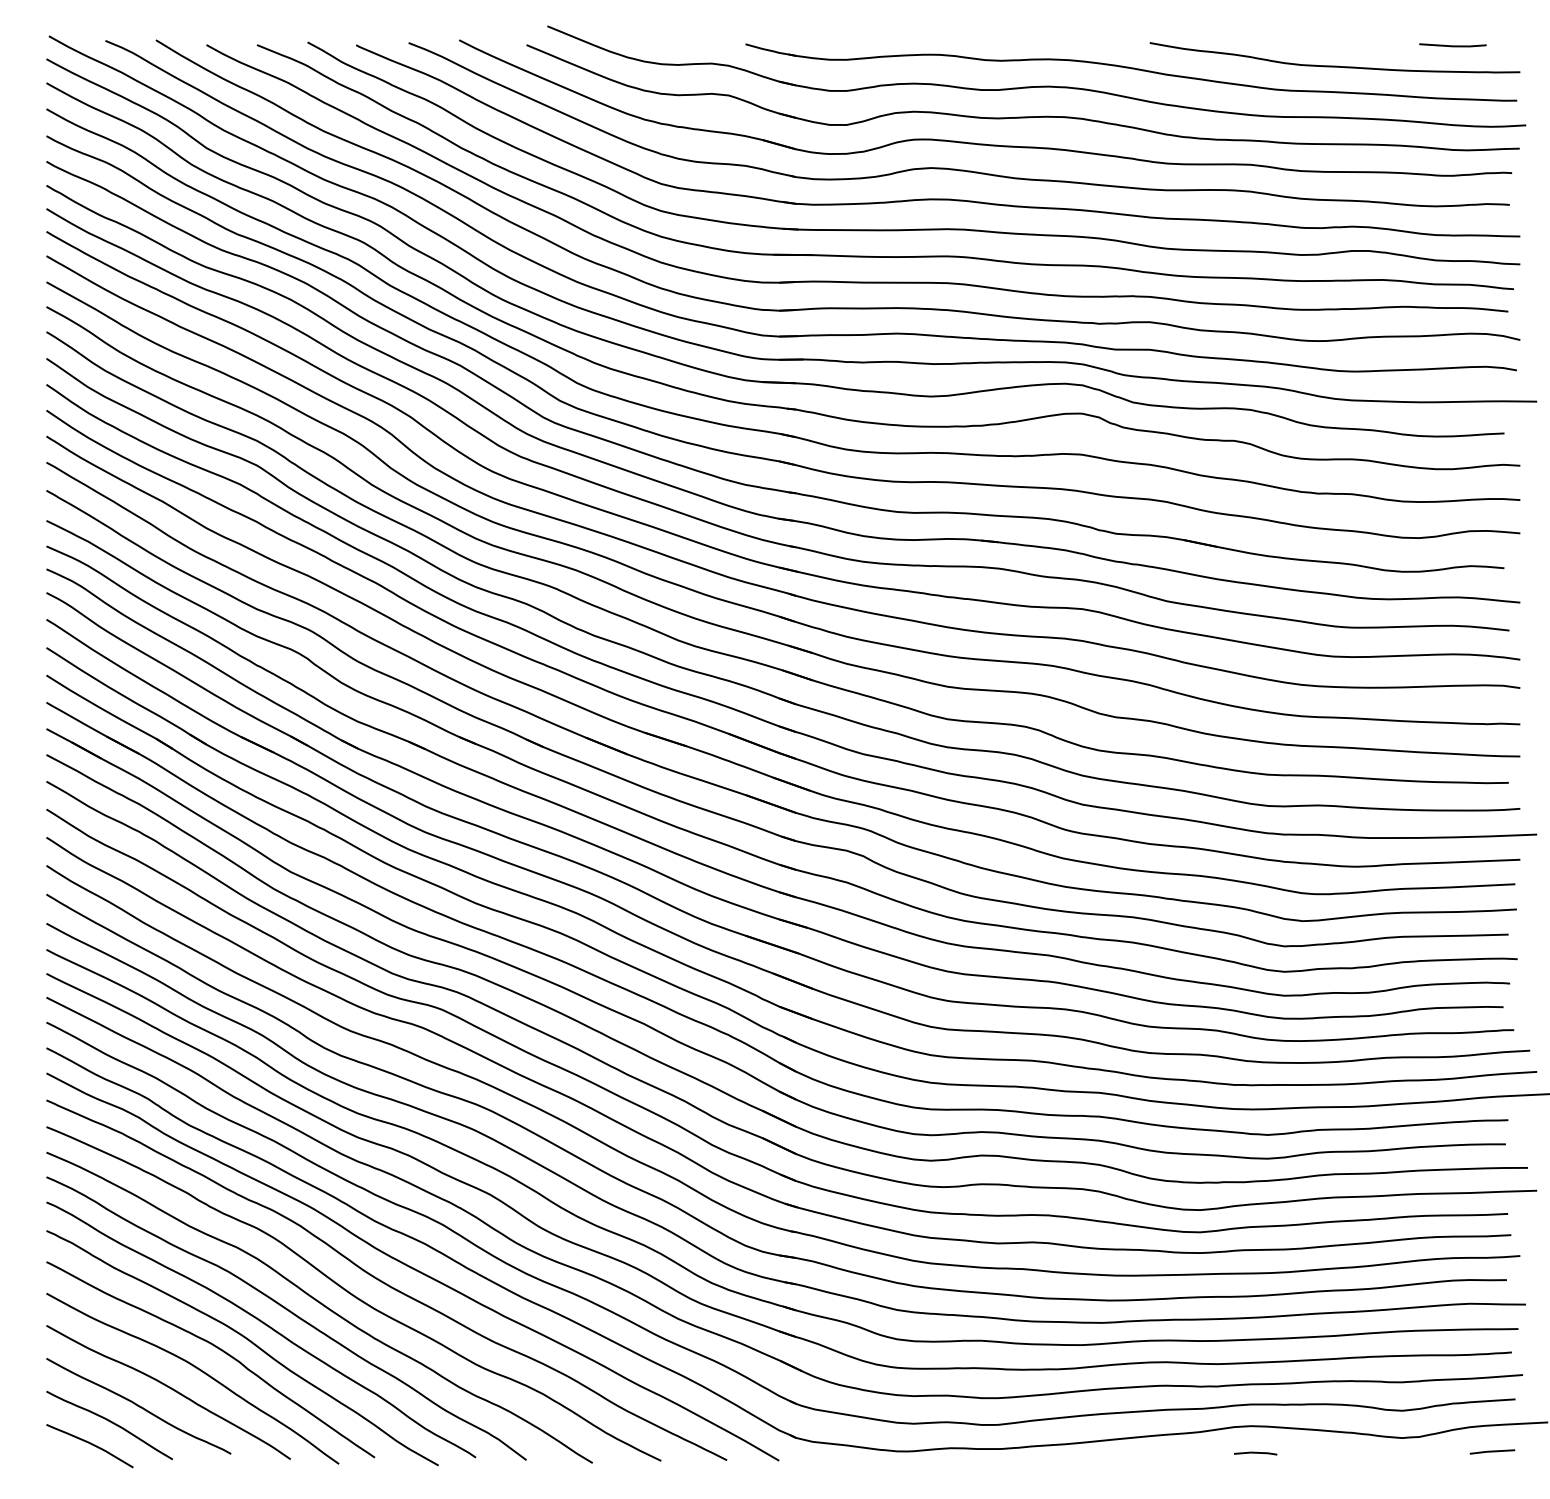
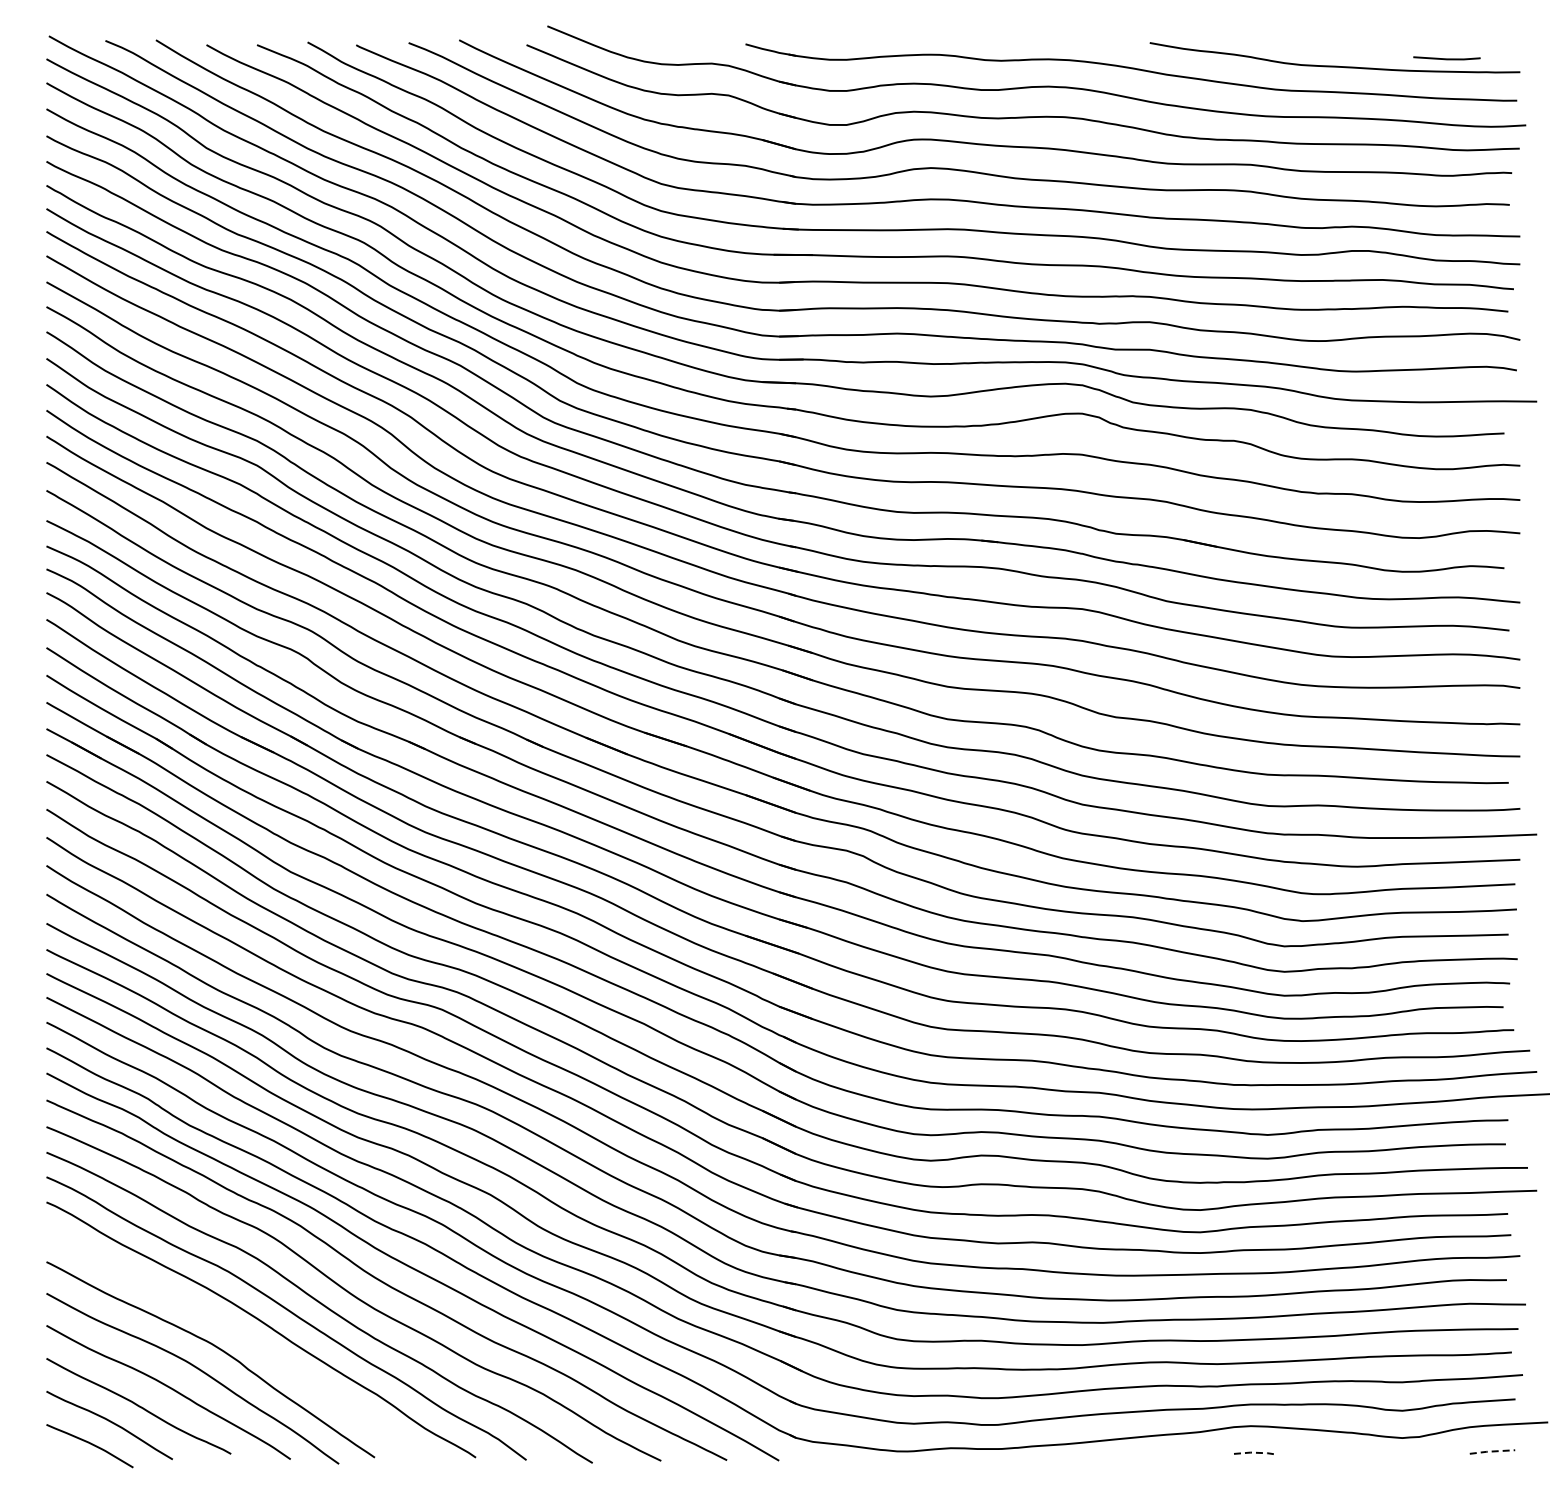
line position: (1452, 45) -> (1446, 58) (1446, 58)
curve: present -> none (247, 1340)
line: solid -> dashed (1492, 1451)
line: solid -> dashed (1255, 1452)
